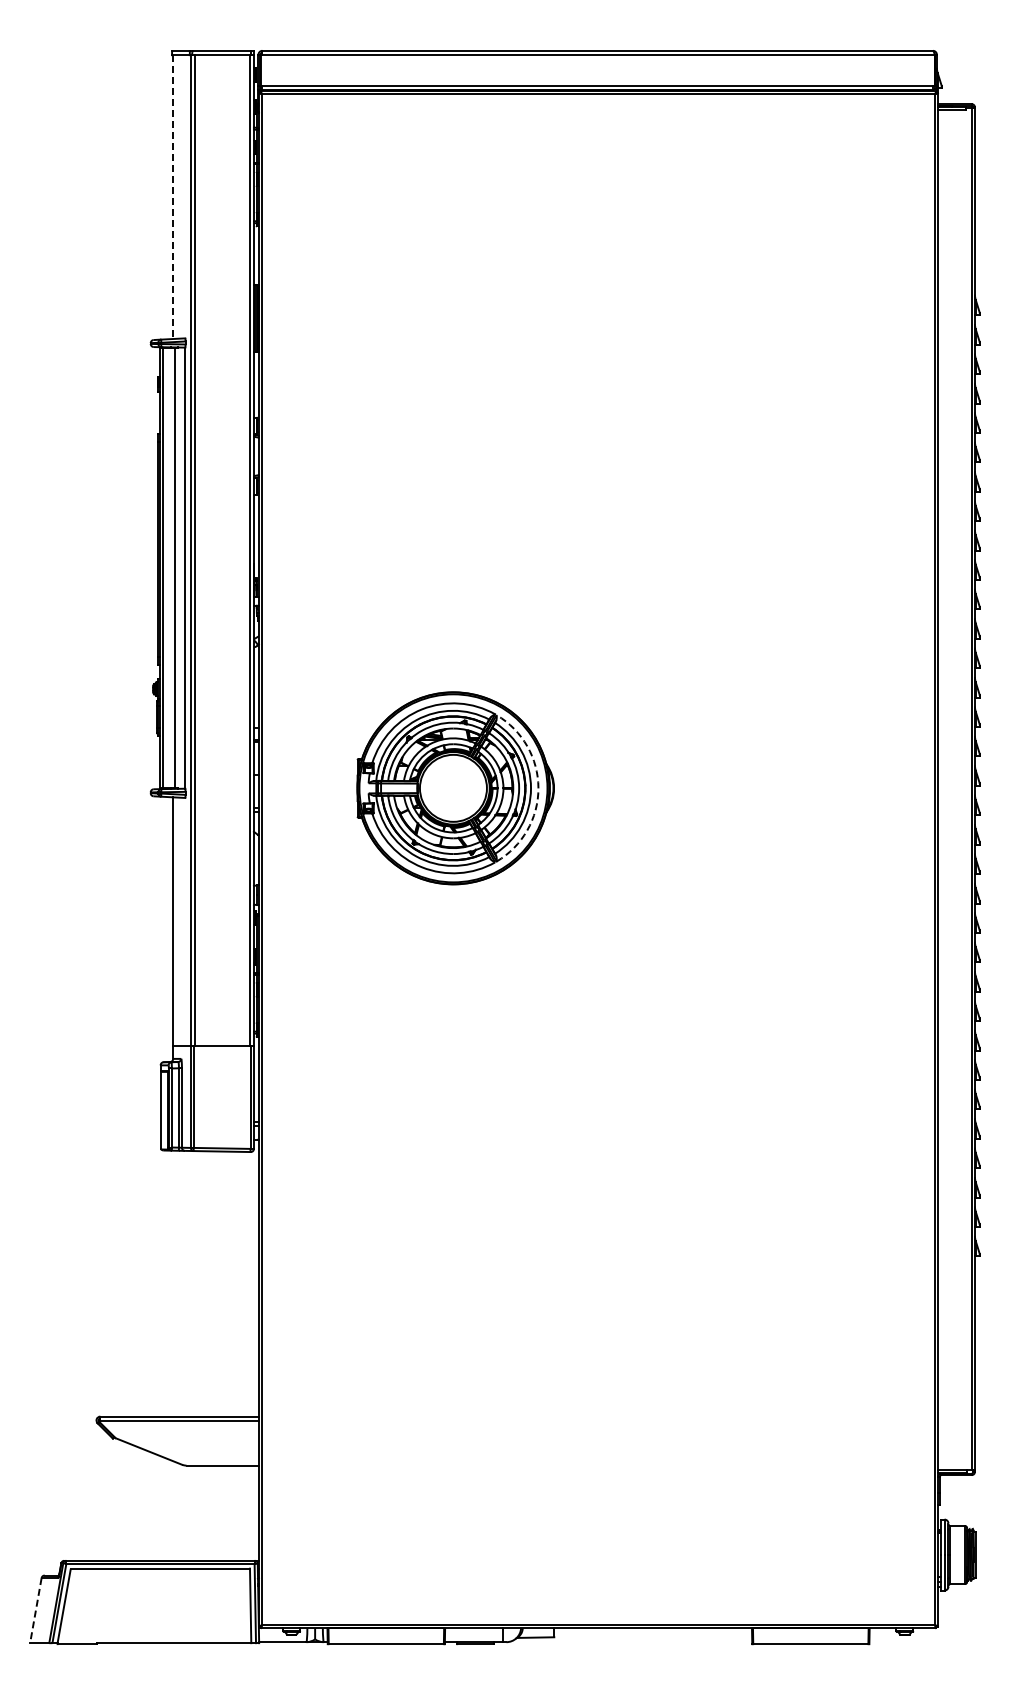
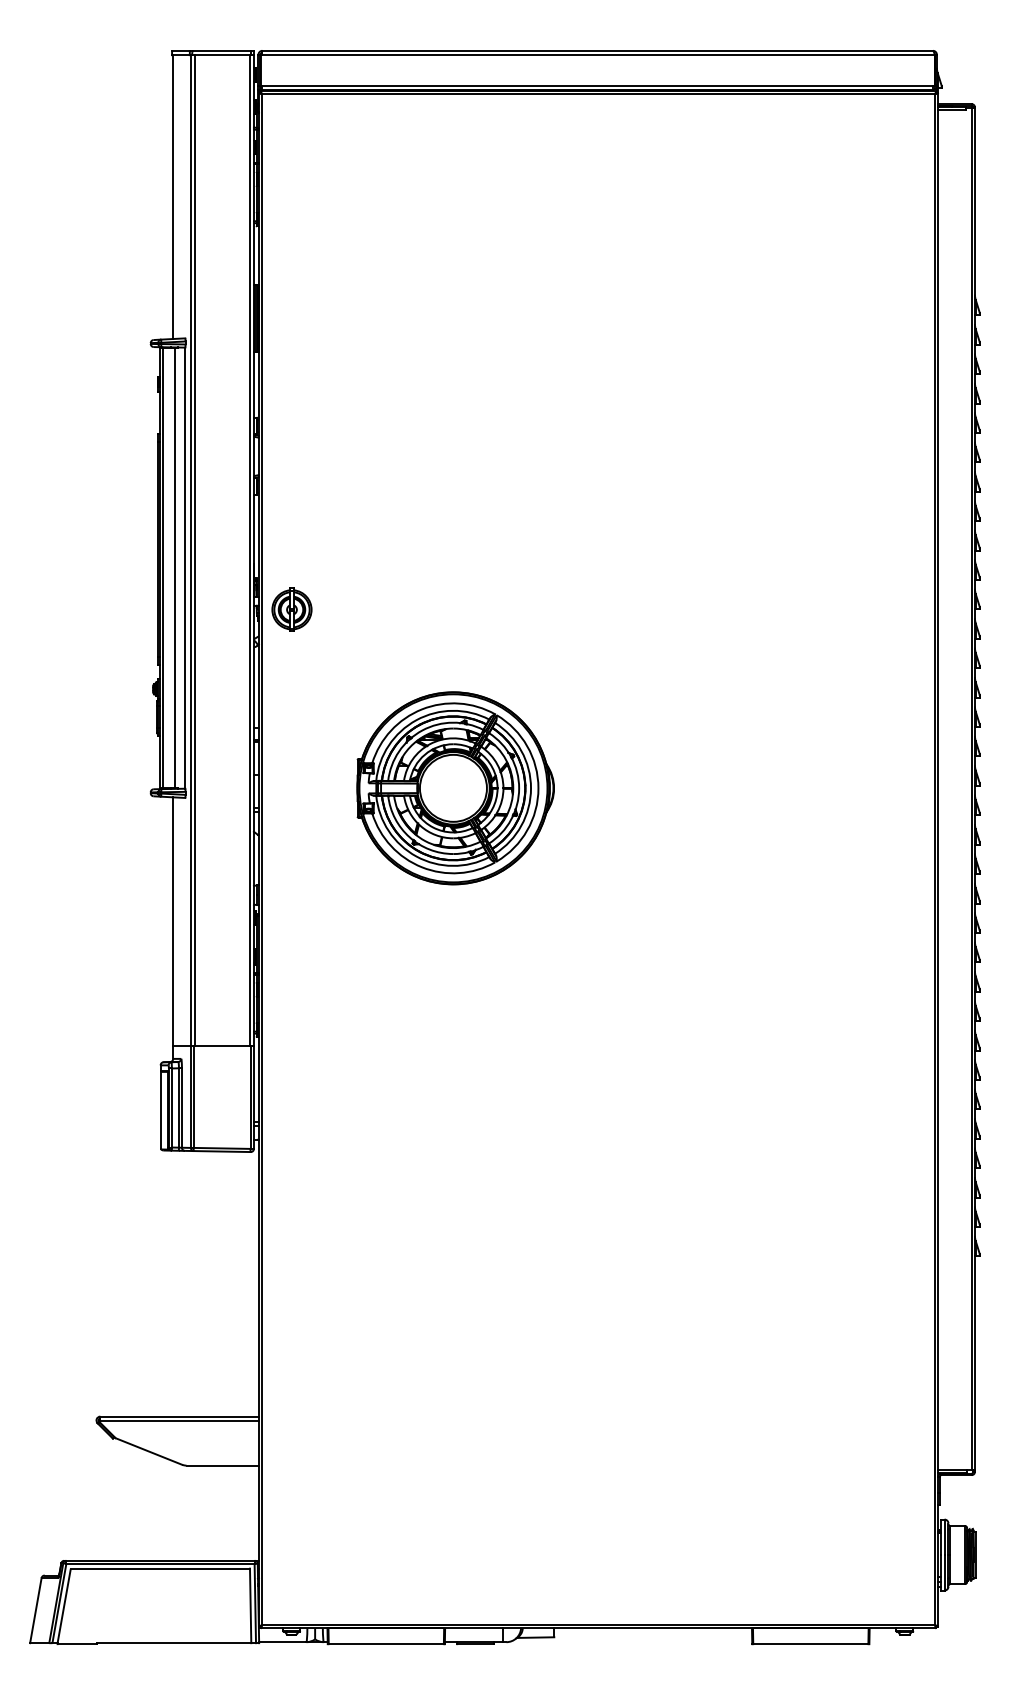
line: dashed -> solid (173, 197)
part: none -> present (291, 609)
arc: dashed -> solid (538, 788)
line: dashed -> solid (35, 1611)
